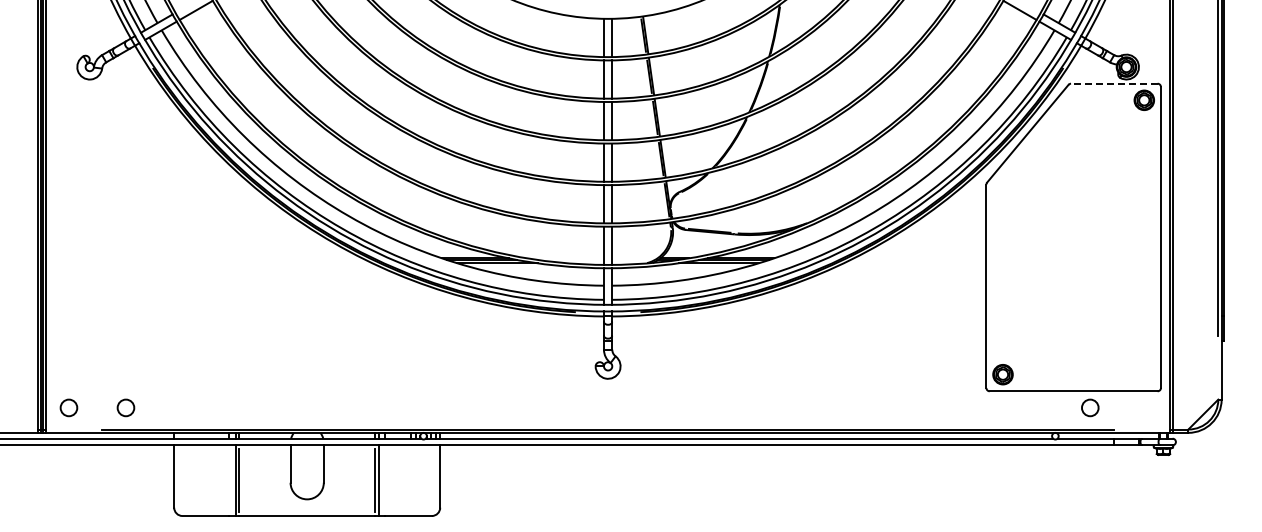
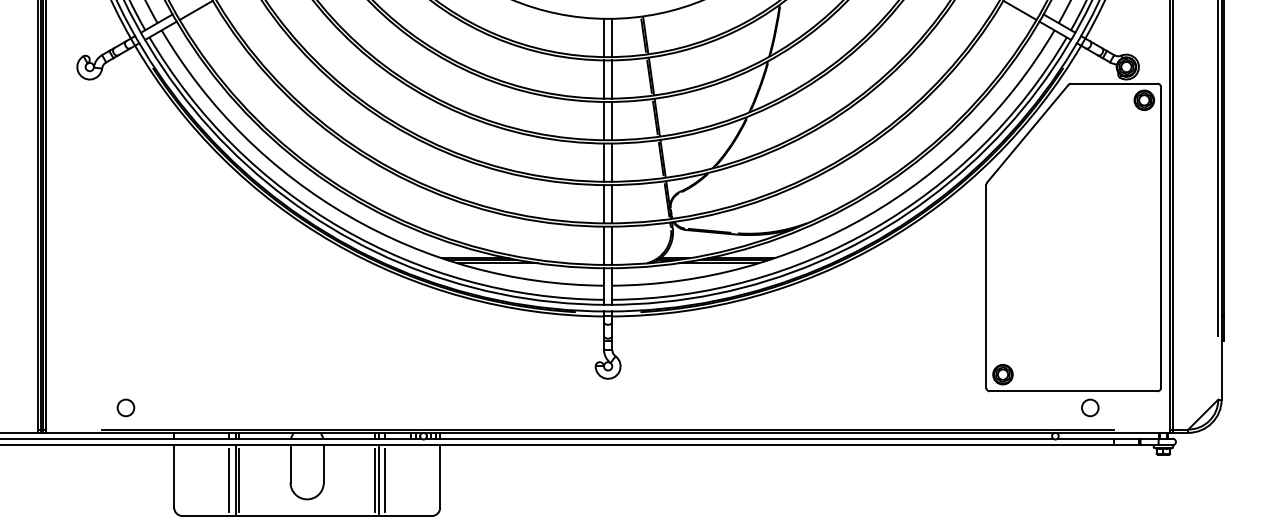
line: dashed -> solid (1113, 83)
circle: present -> none (68, 407)
line: none -> present (229, 480)
line: none -> present (385, 480)
